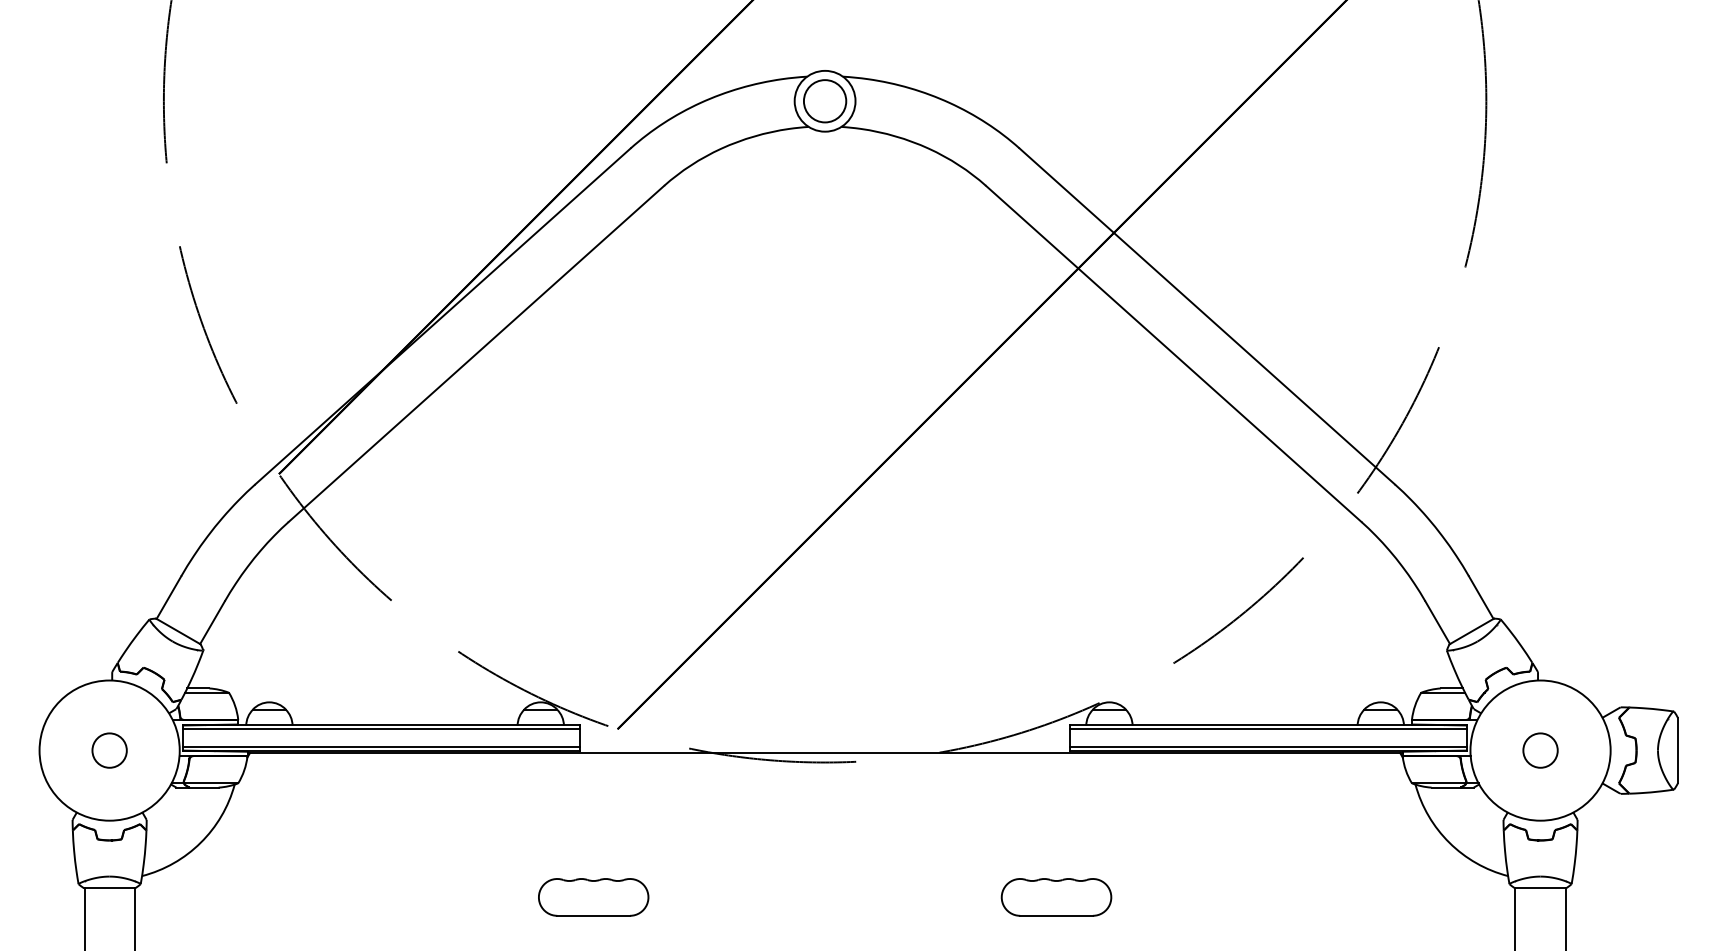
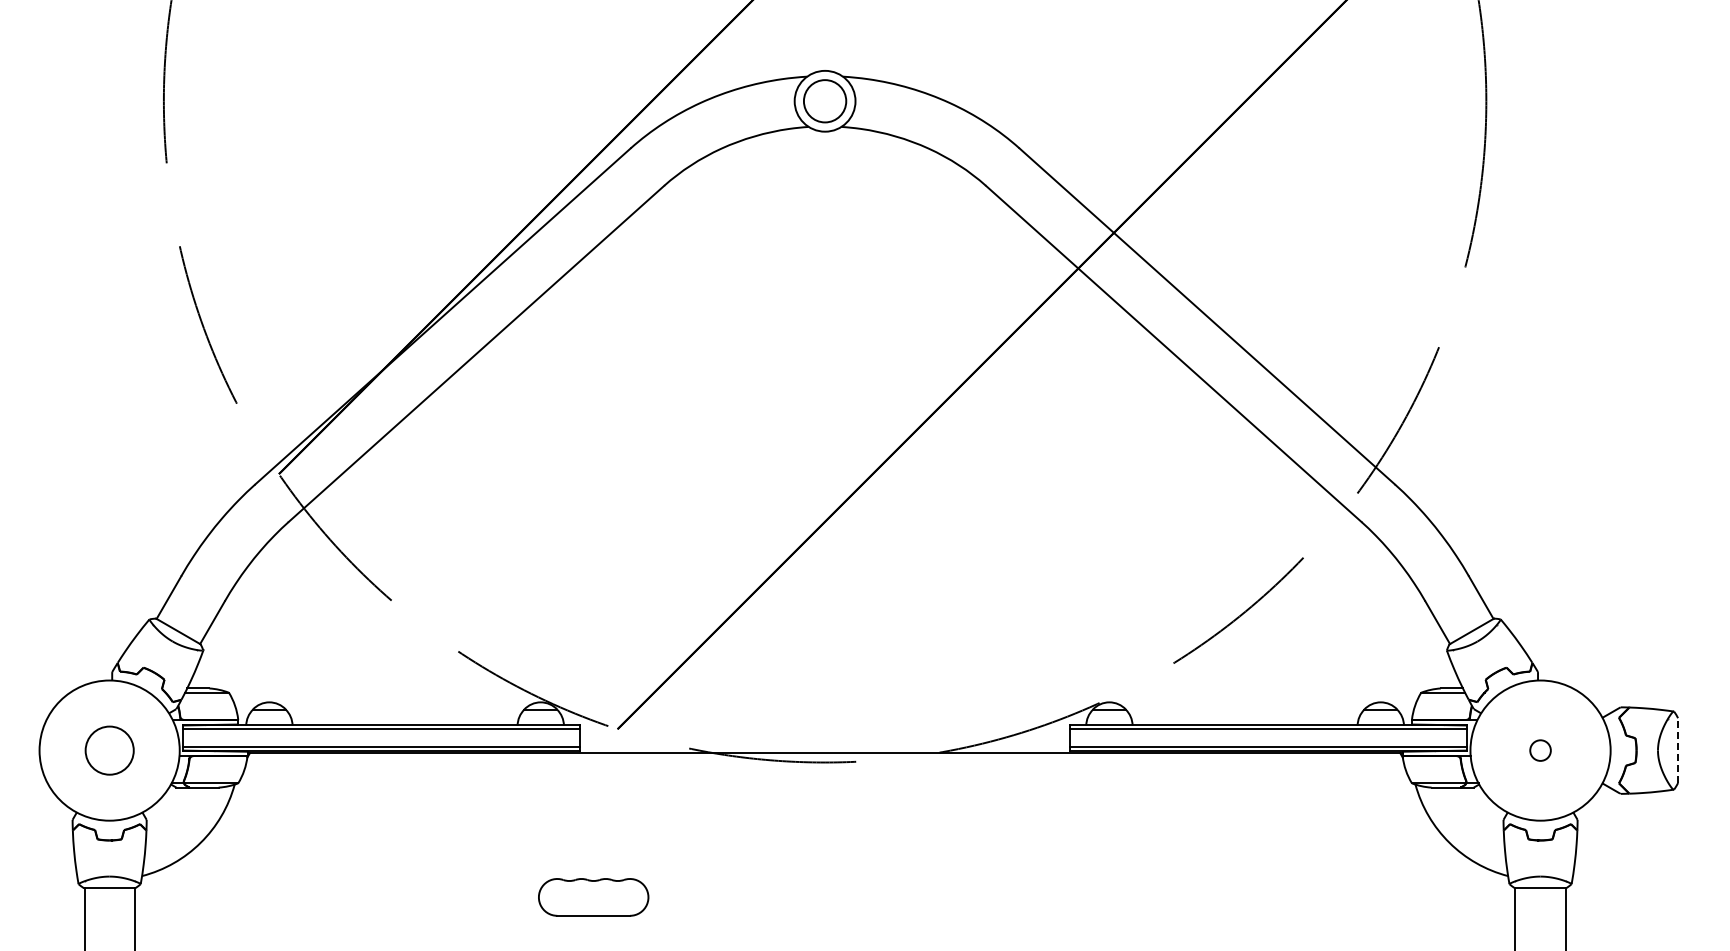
circle size: 37x37 px -> 51x51 px (109, 750)
circle diameter: 34 px -> 21 px (1540, 750)
line: solid -> dashed (1678, 750)
part: present -> none (1056, 897)
